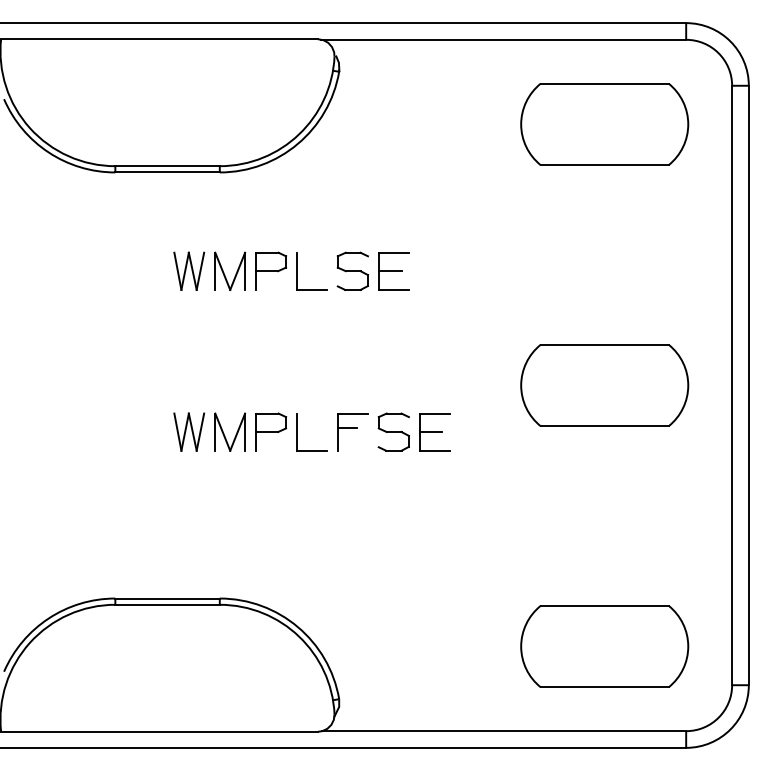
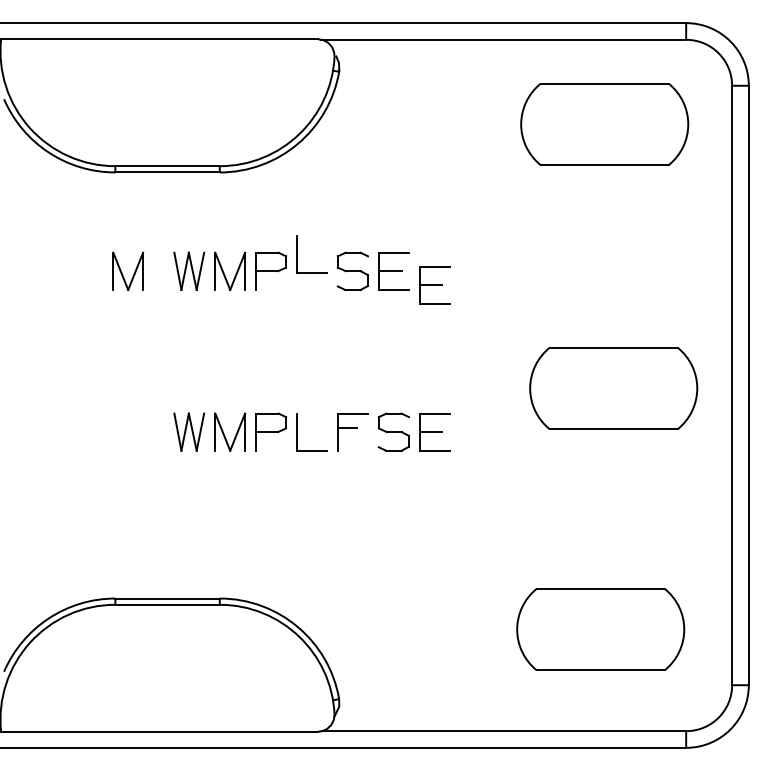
part: none -> present (128, 270)
part position: (297, 271) -> (297, 254) (297, 254)
part: none -> present (434, 285)
part position: (604, 385) -> (613, 388) (613, 388)
part position: (604, 646) -> (600, 629) (600, 629)
